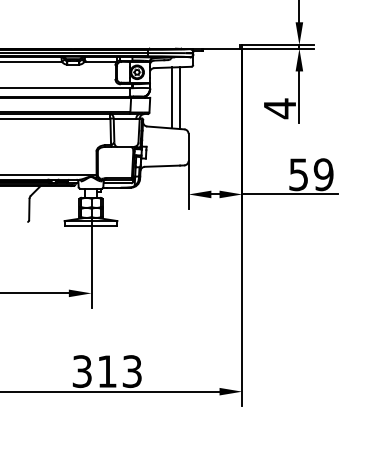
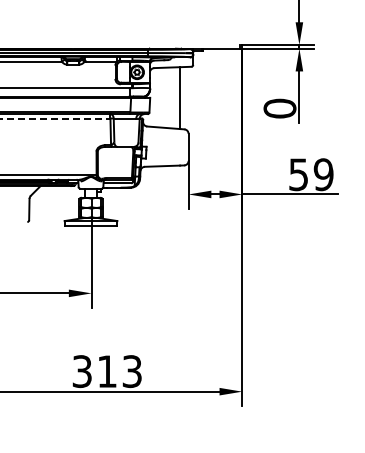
line: present -> none (172, 97)
text: 4 -> 0 (279, 108)
line: solid -> dashed (55, 118)
